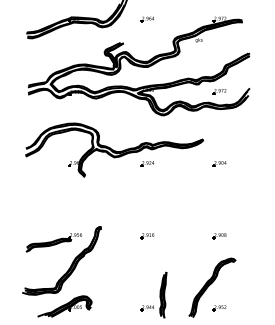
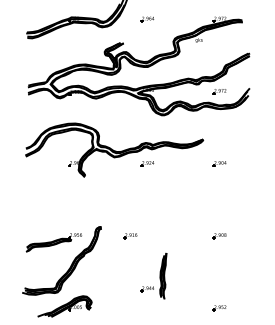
part position: (147, 236) -> (130, 236) (130, 236)
part: present -> none (212, 287)
part position: (153, 294) -> (153, 275) (153, 275)
